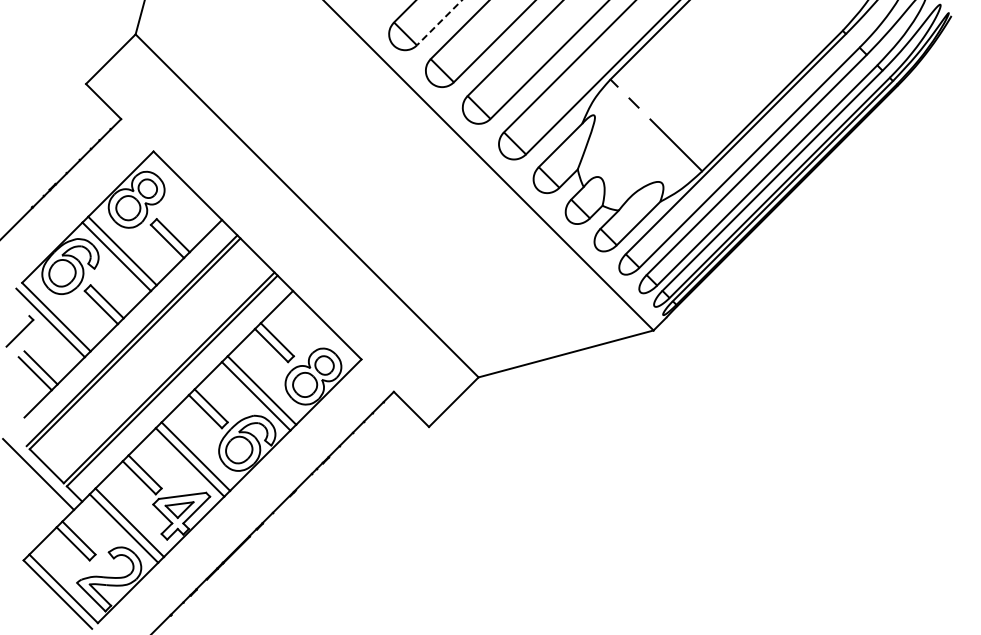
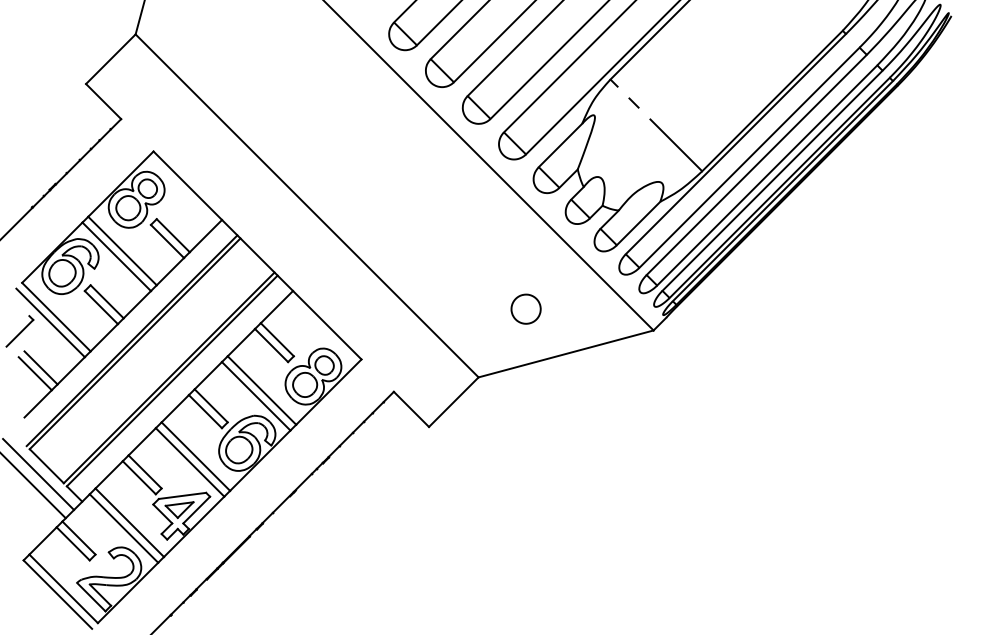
line: dashed -> solid (439, 22)
part: none -> present (525, 308)
line: none -> present (33, 486)
